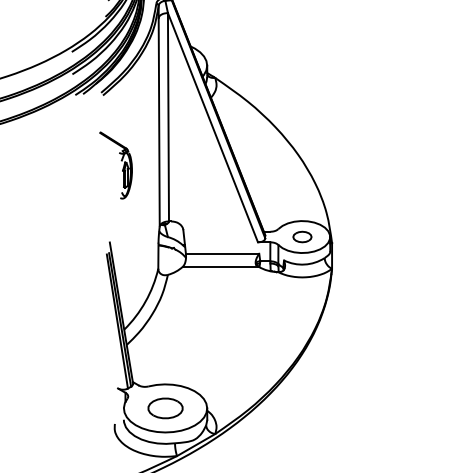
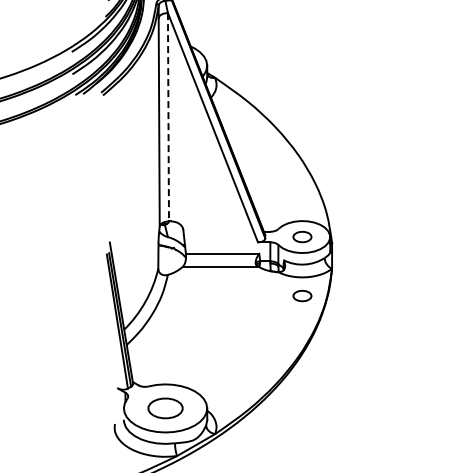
line: solid -> dashed (168, 117)
part: present -> none (120, 160)
part: none -> present (302, 295)
